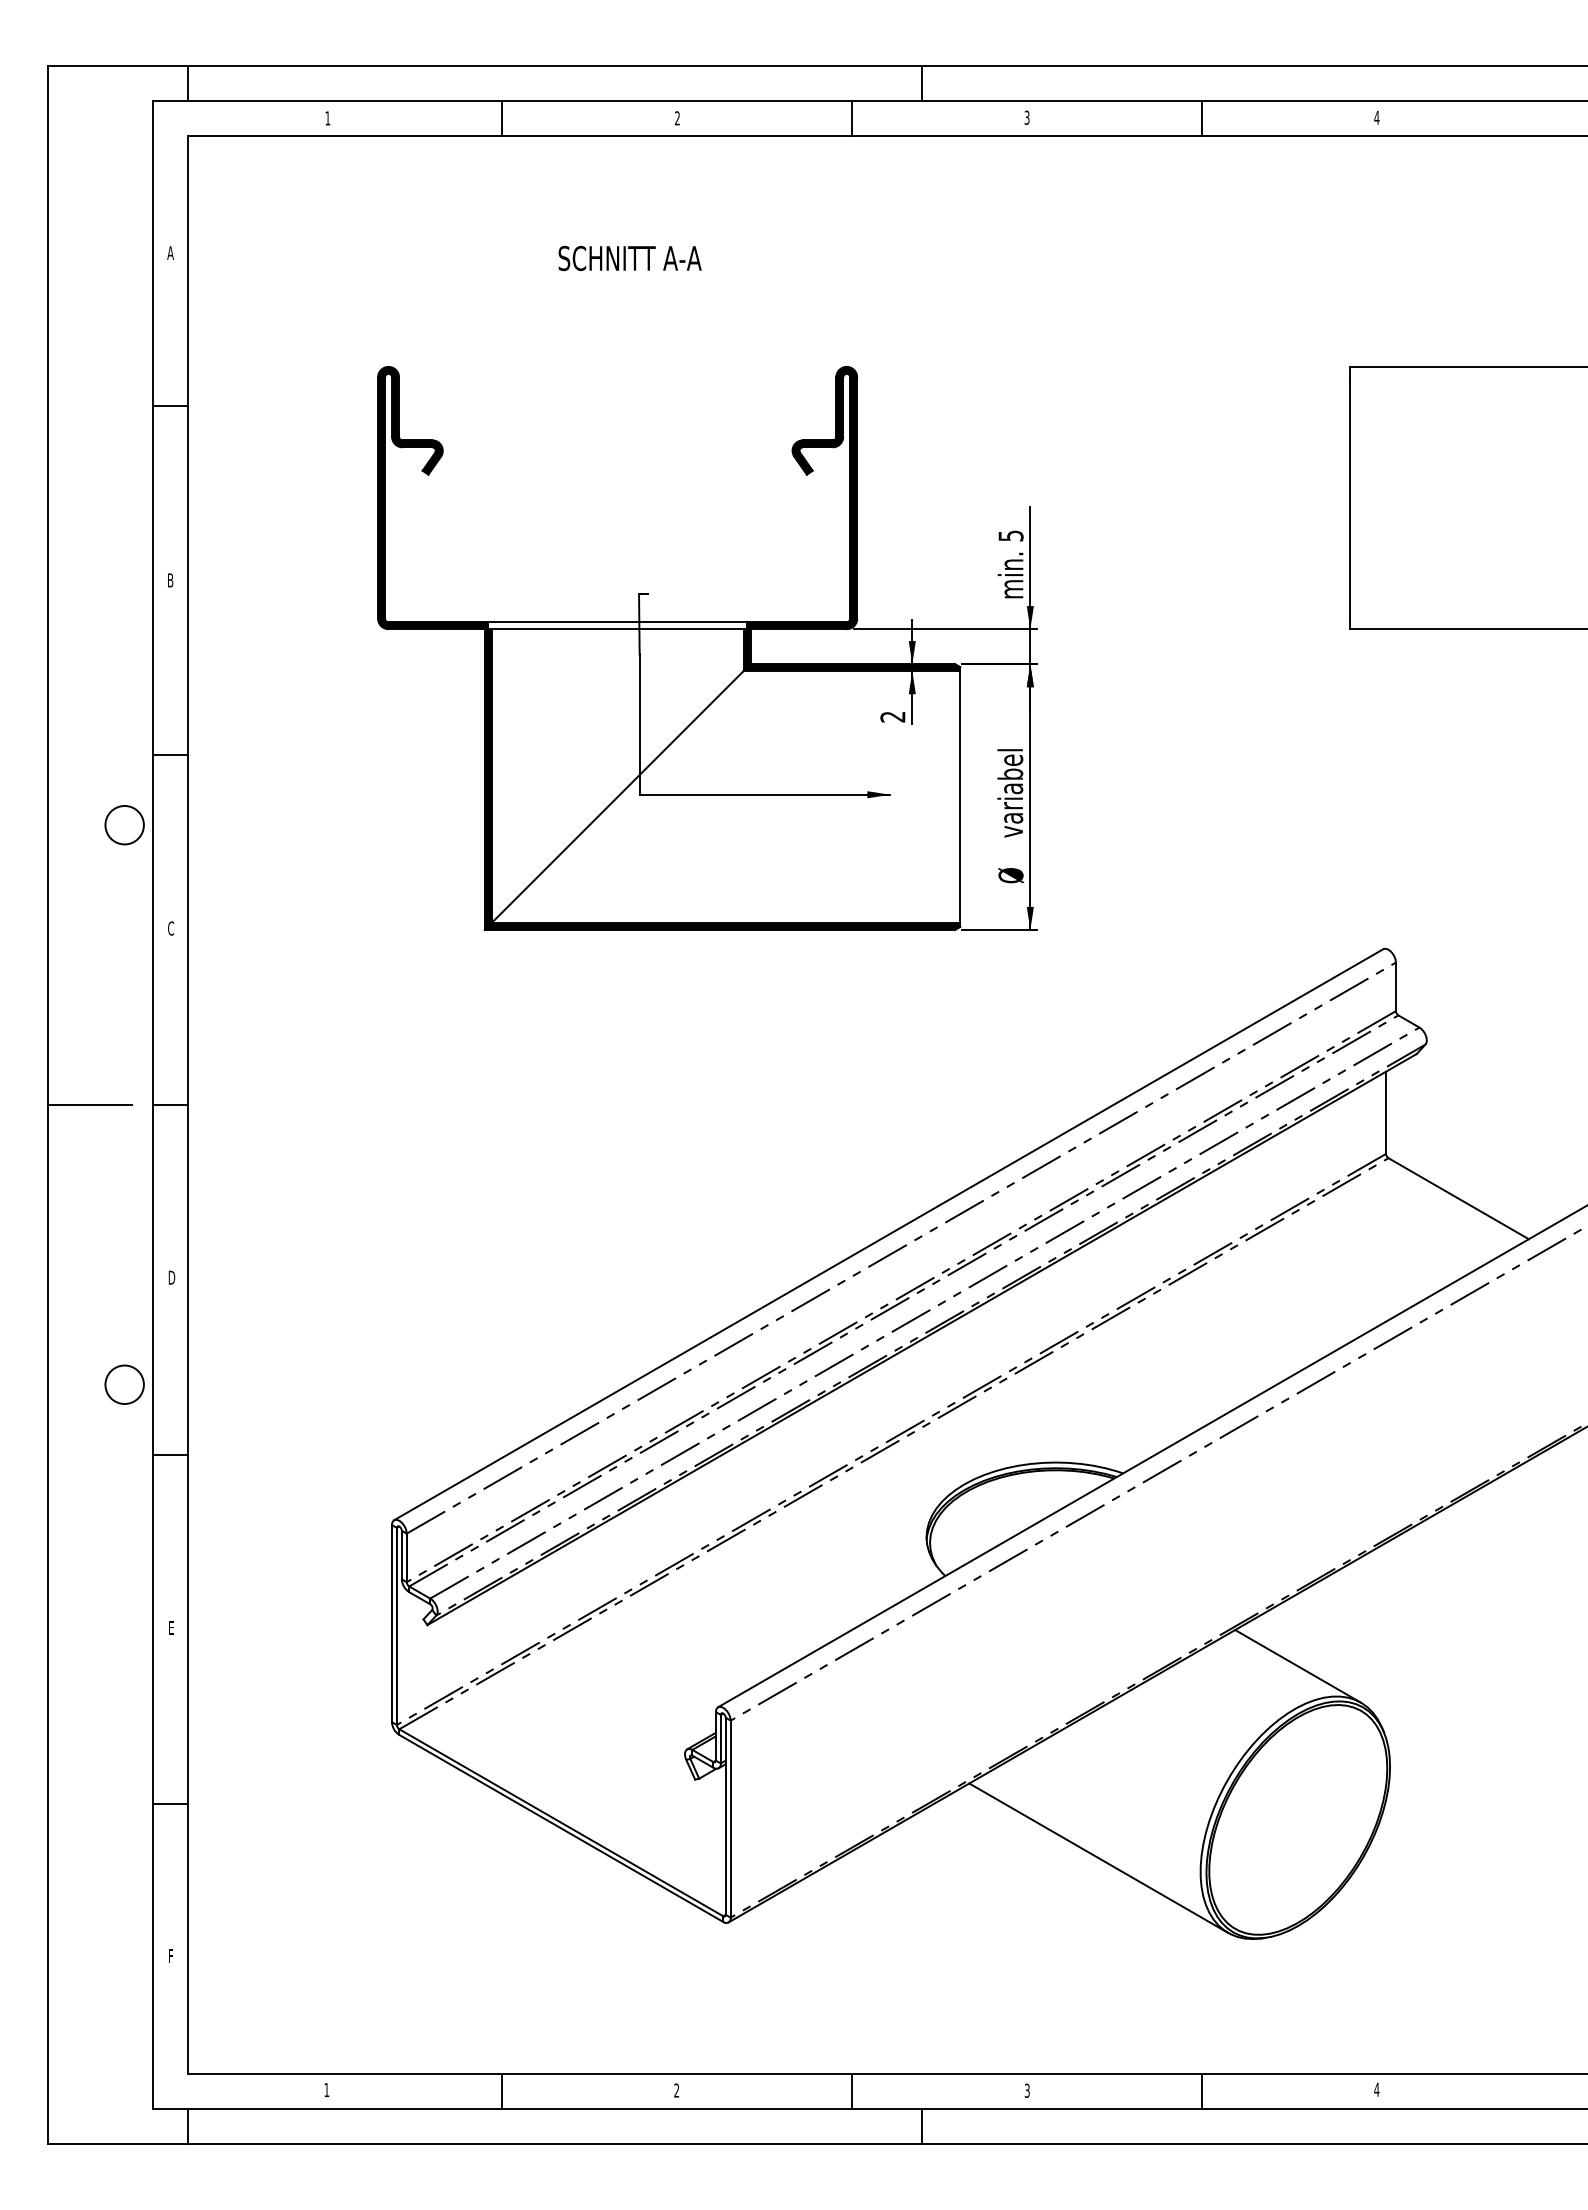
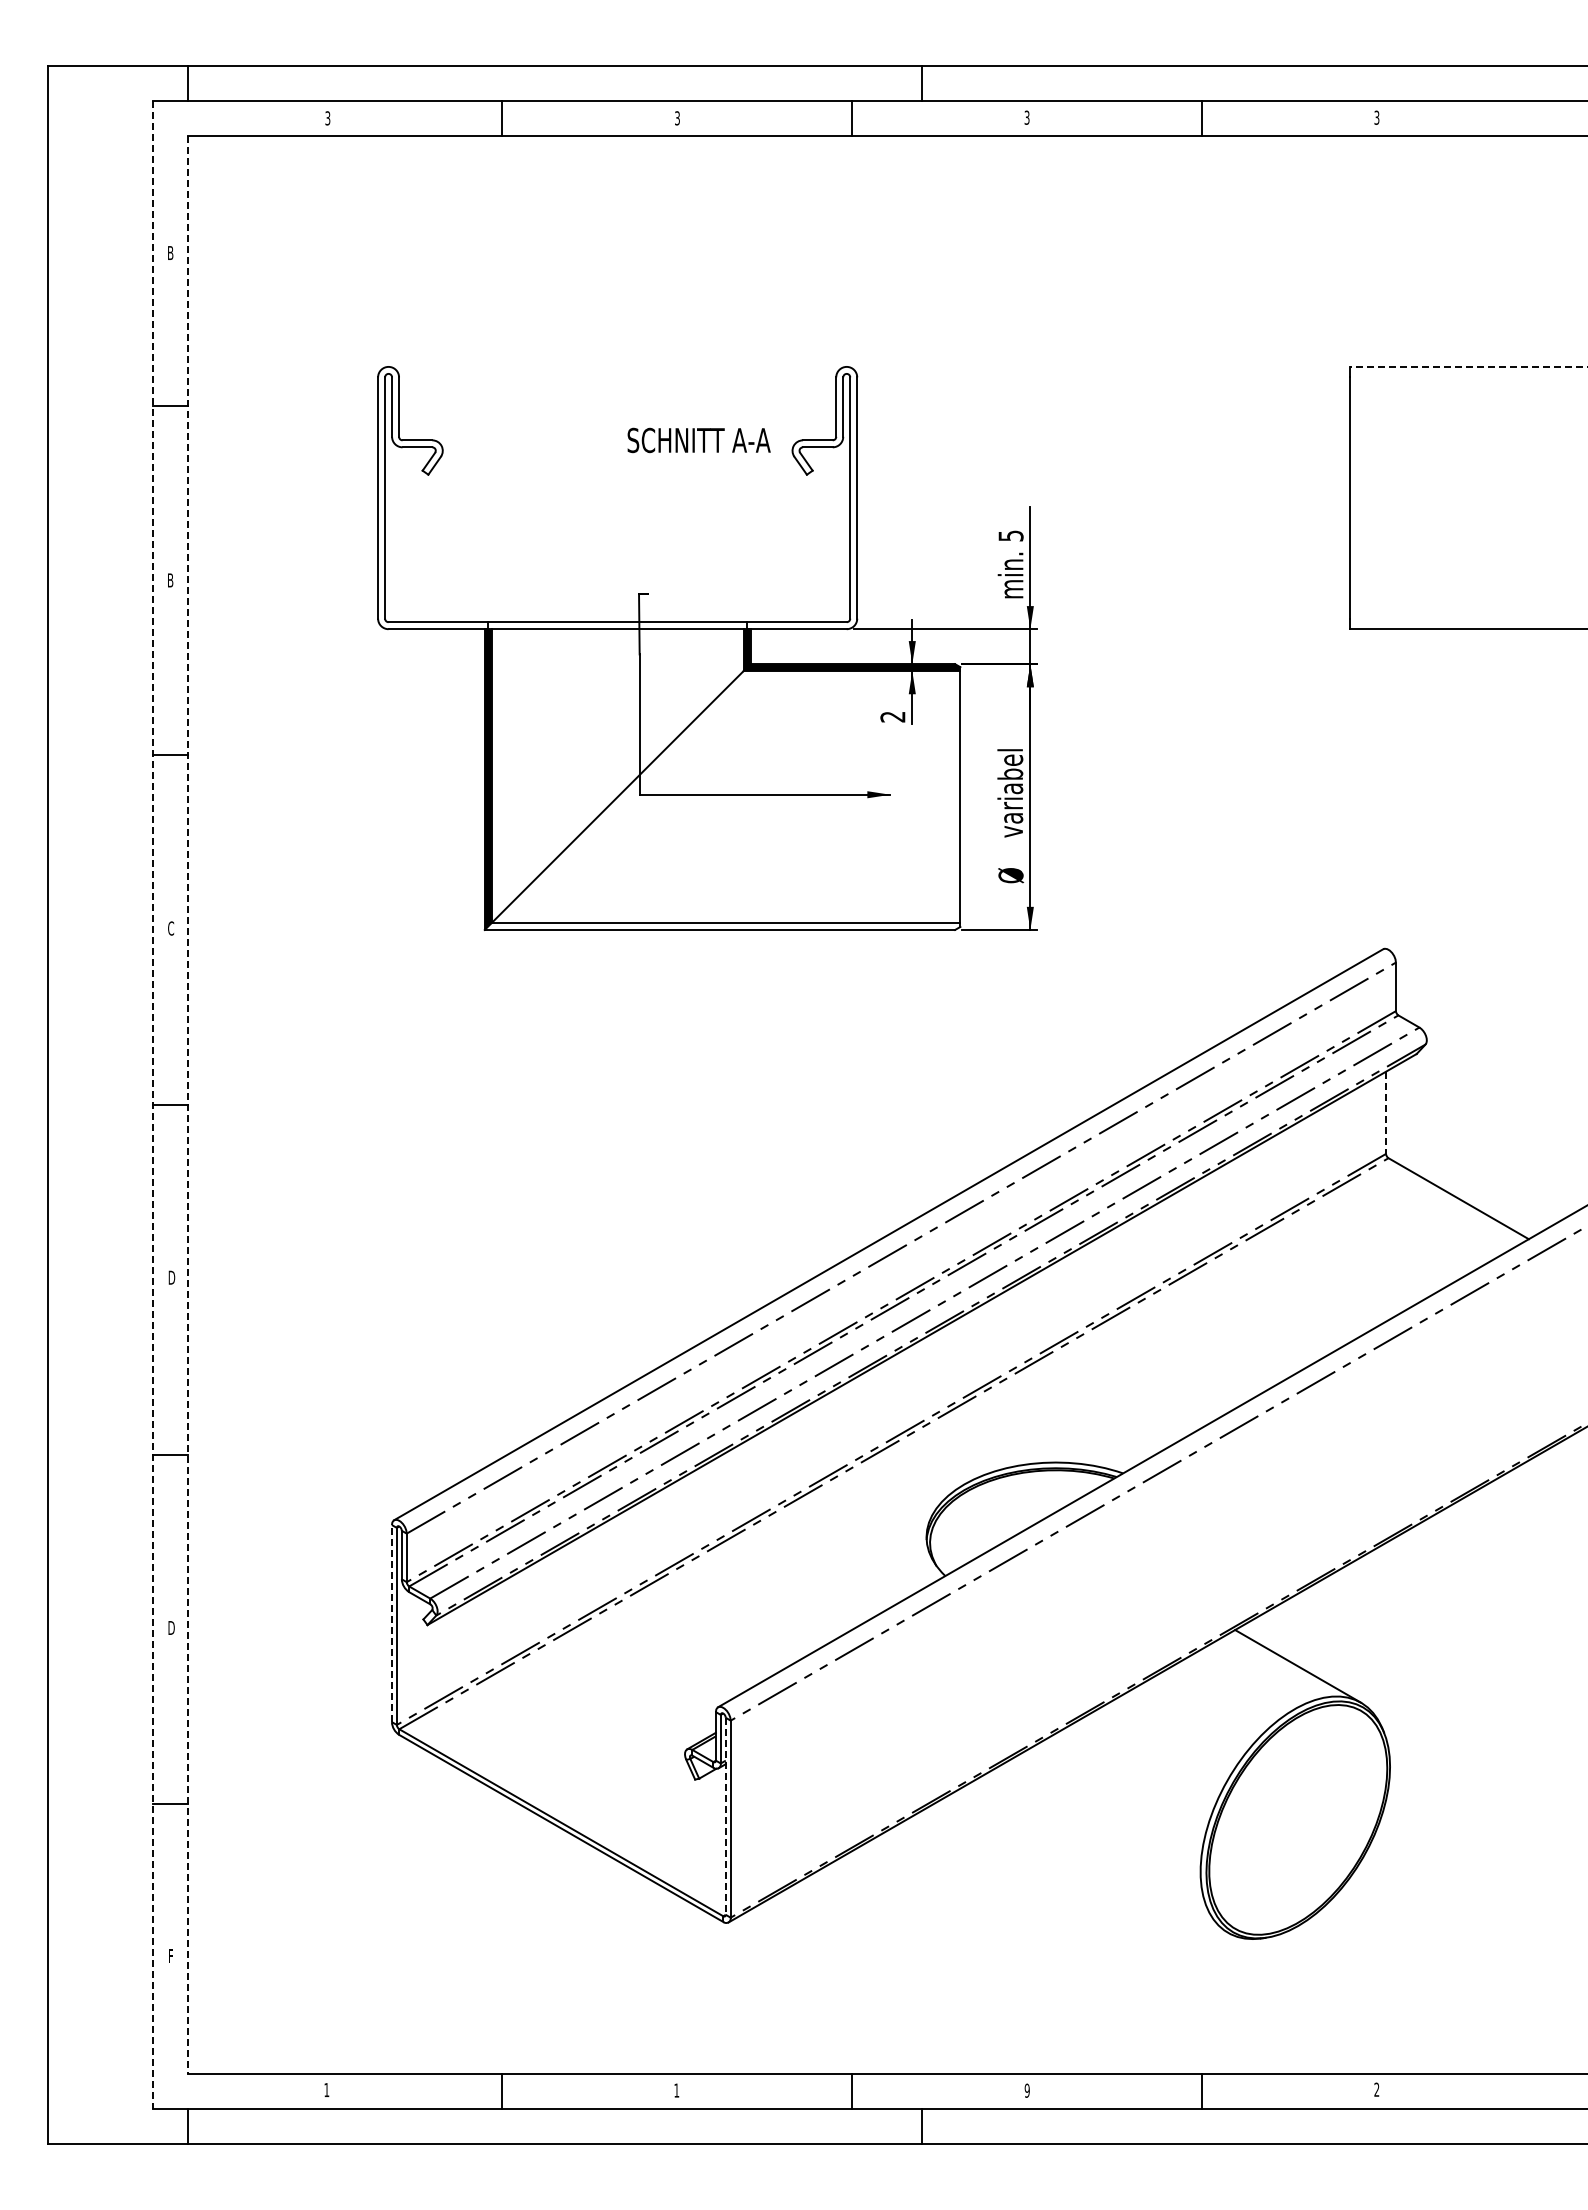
text: 4 -> 3 (1376, 117)
text: 1 -> 3 (327, 118)
text: 2 -> 3 (677, 118)
text: A -> B (170, 252)
text position: (629, 258) -> (698, 440) (698, 440)
line: solid -> dashed (1468, 366)
fill: present -> none (433, 497)
fill: present -> none (802, 497)
circle: present -> none (124, 825)
fill: present -> none (722, 925)
line: present -> none (89, 1105)
line: solid -> dashed (152, 1105)
line: solid -> dashed (187, 1105)
line: solid -> dashed (1386, 1113)
circle: present -> none (124, 1384)
line: solid -> dashed (391, 1623)
text: E -> D (171, 1627)
line: solid -> dashed (725, 1816)
line: present -> none (1098, 1857)
text: 4 -> 2 (1376, 2089)
text: 2 -> 1 (676, 2090)
text: 3 -> 9 (1026, 2090)
